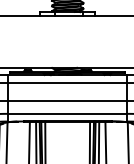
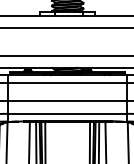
line: none -> present (66, 28)
line: none -> present (66, 55)
